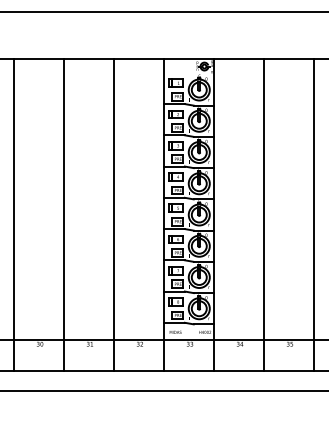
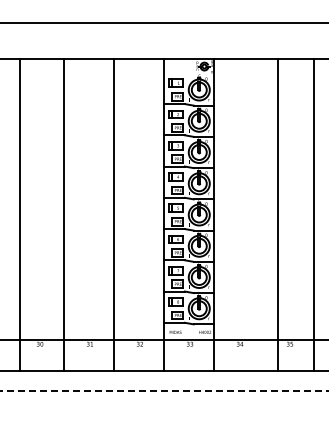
line position: (163, 11) -> (163, 22) (163, 22)
line position: (14, 214) -> (20, 214) (20, 214)
line position: (264, 214) -> (278, 214) (278, 214)
line: solid -> dashed (164, 391)
